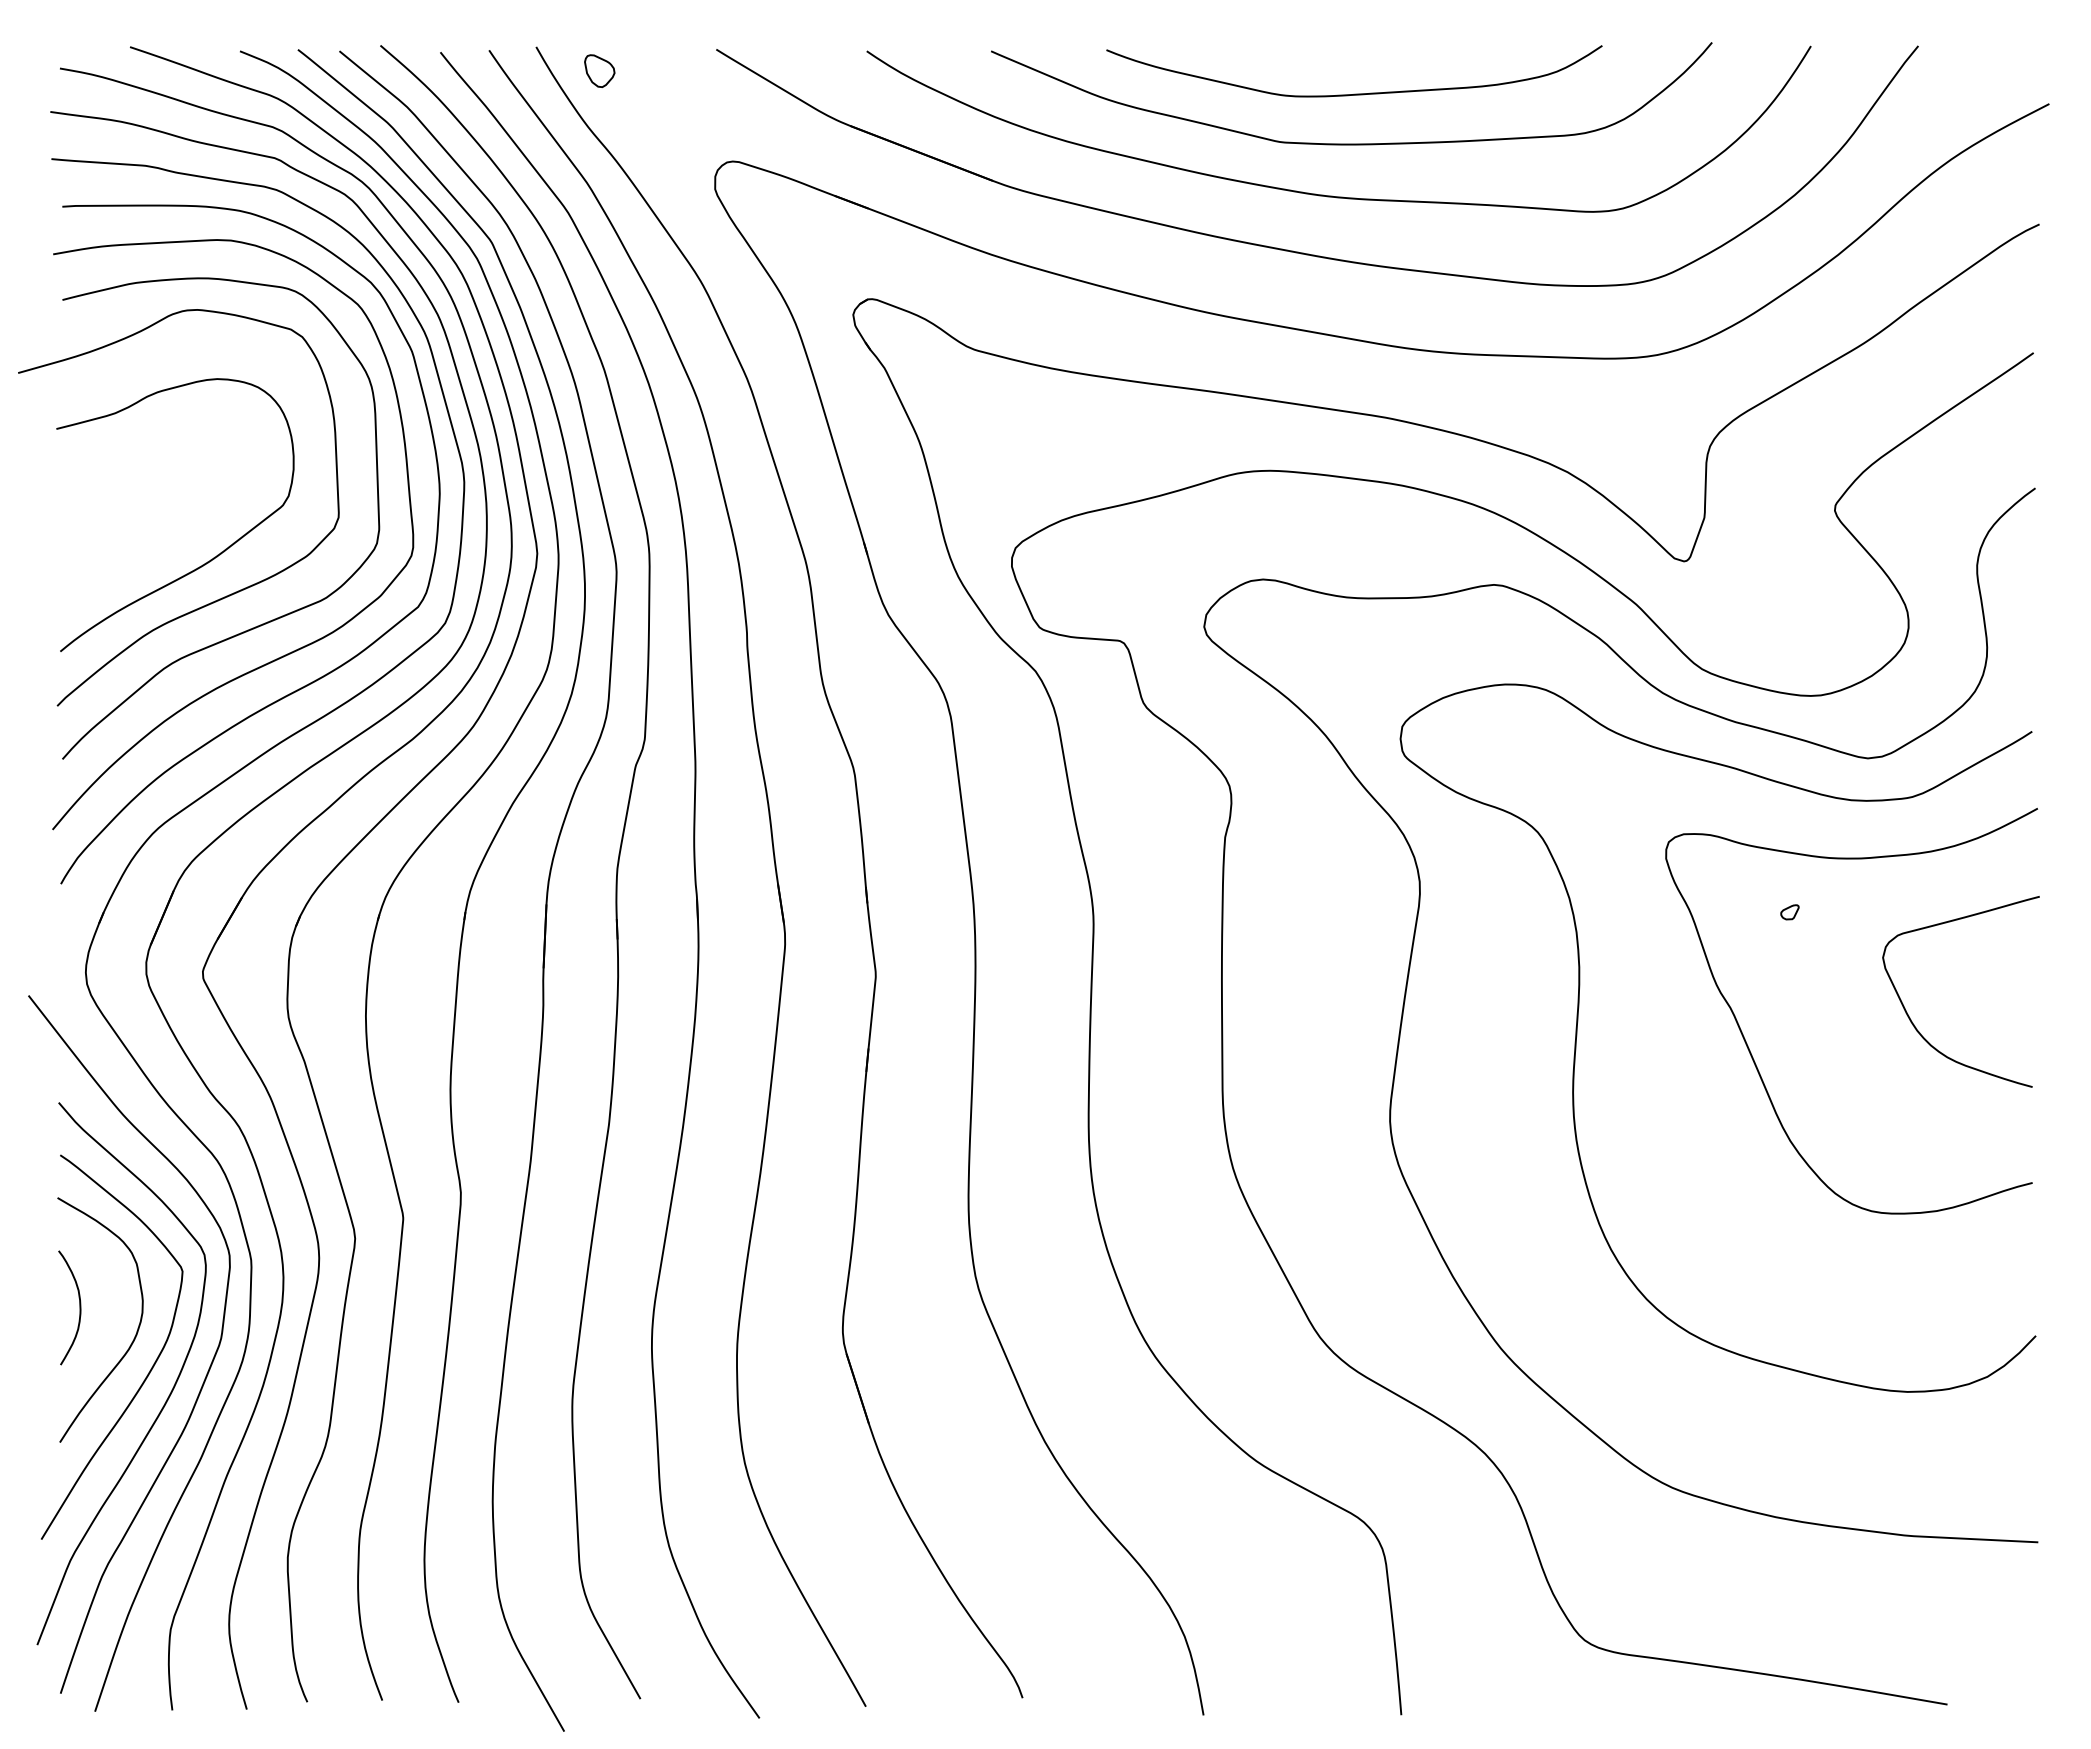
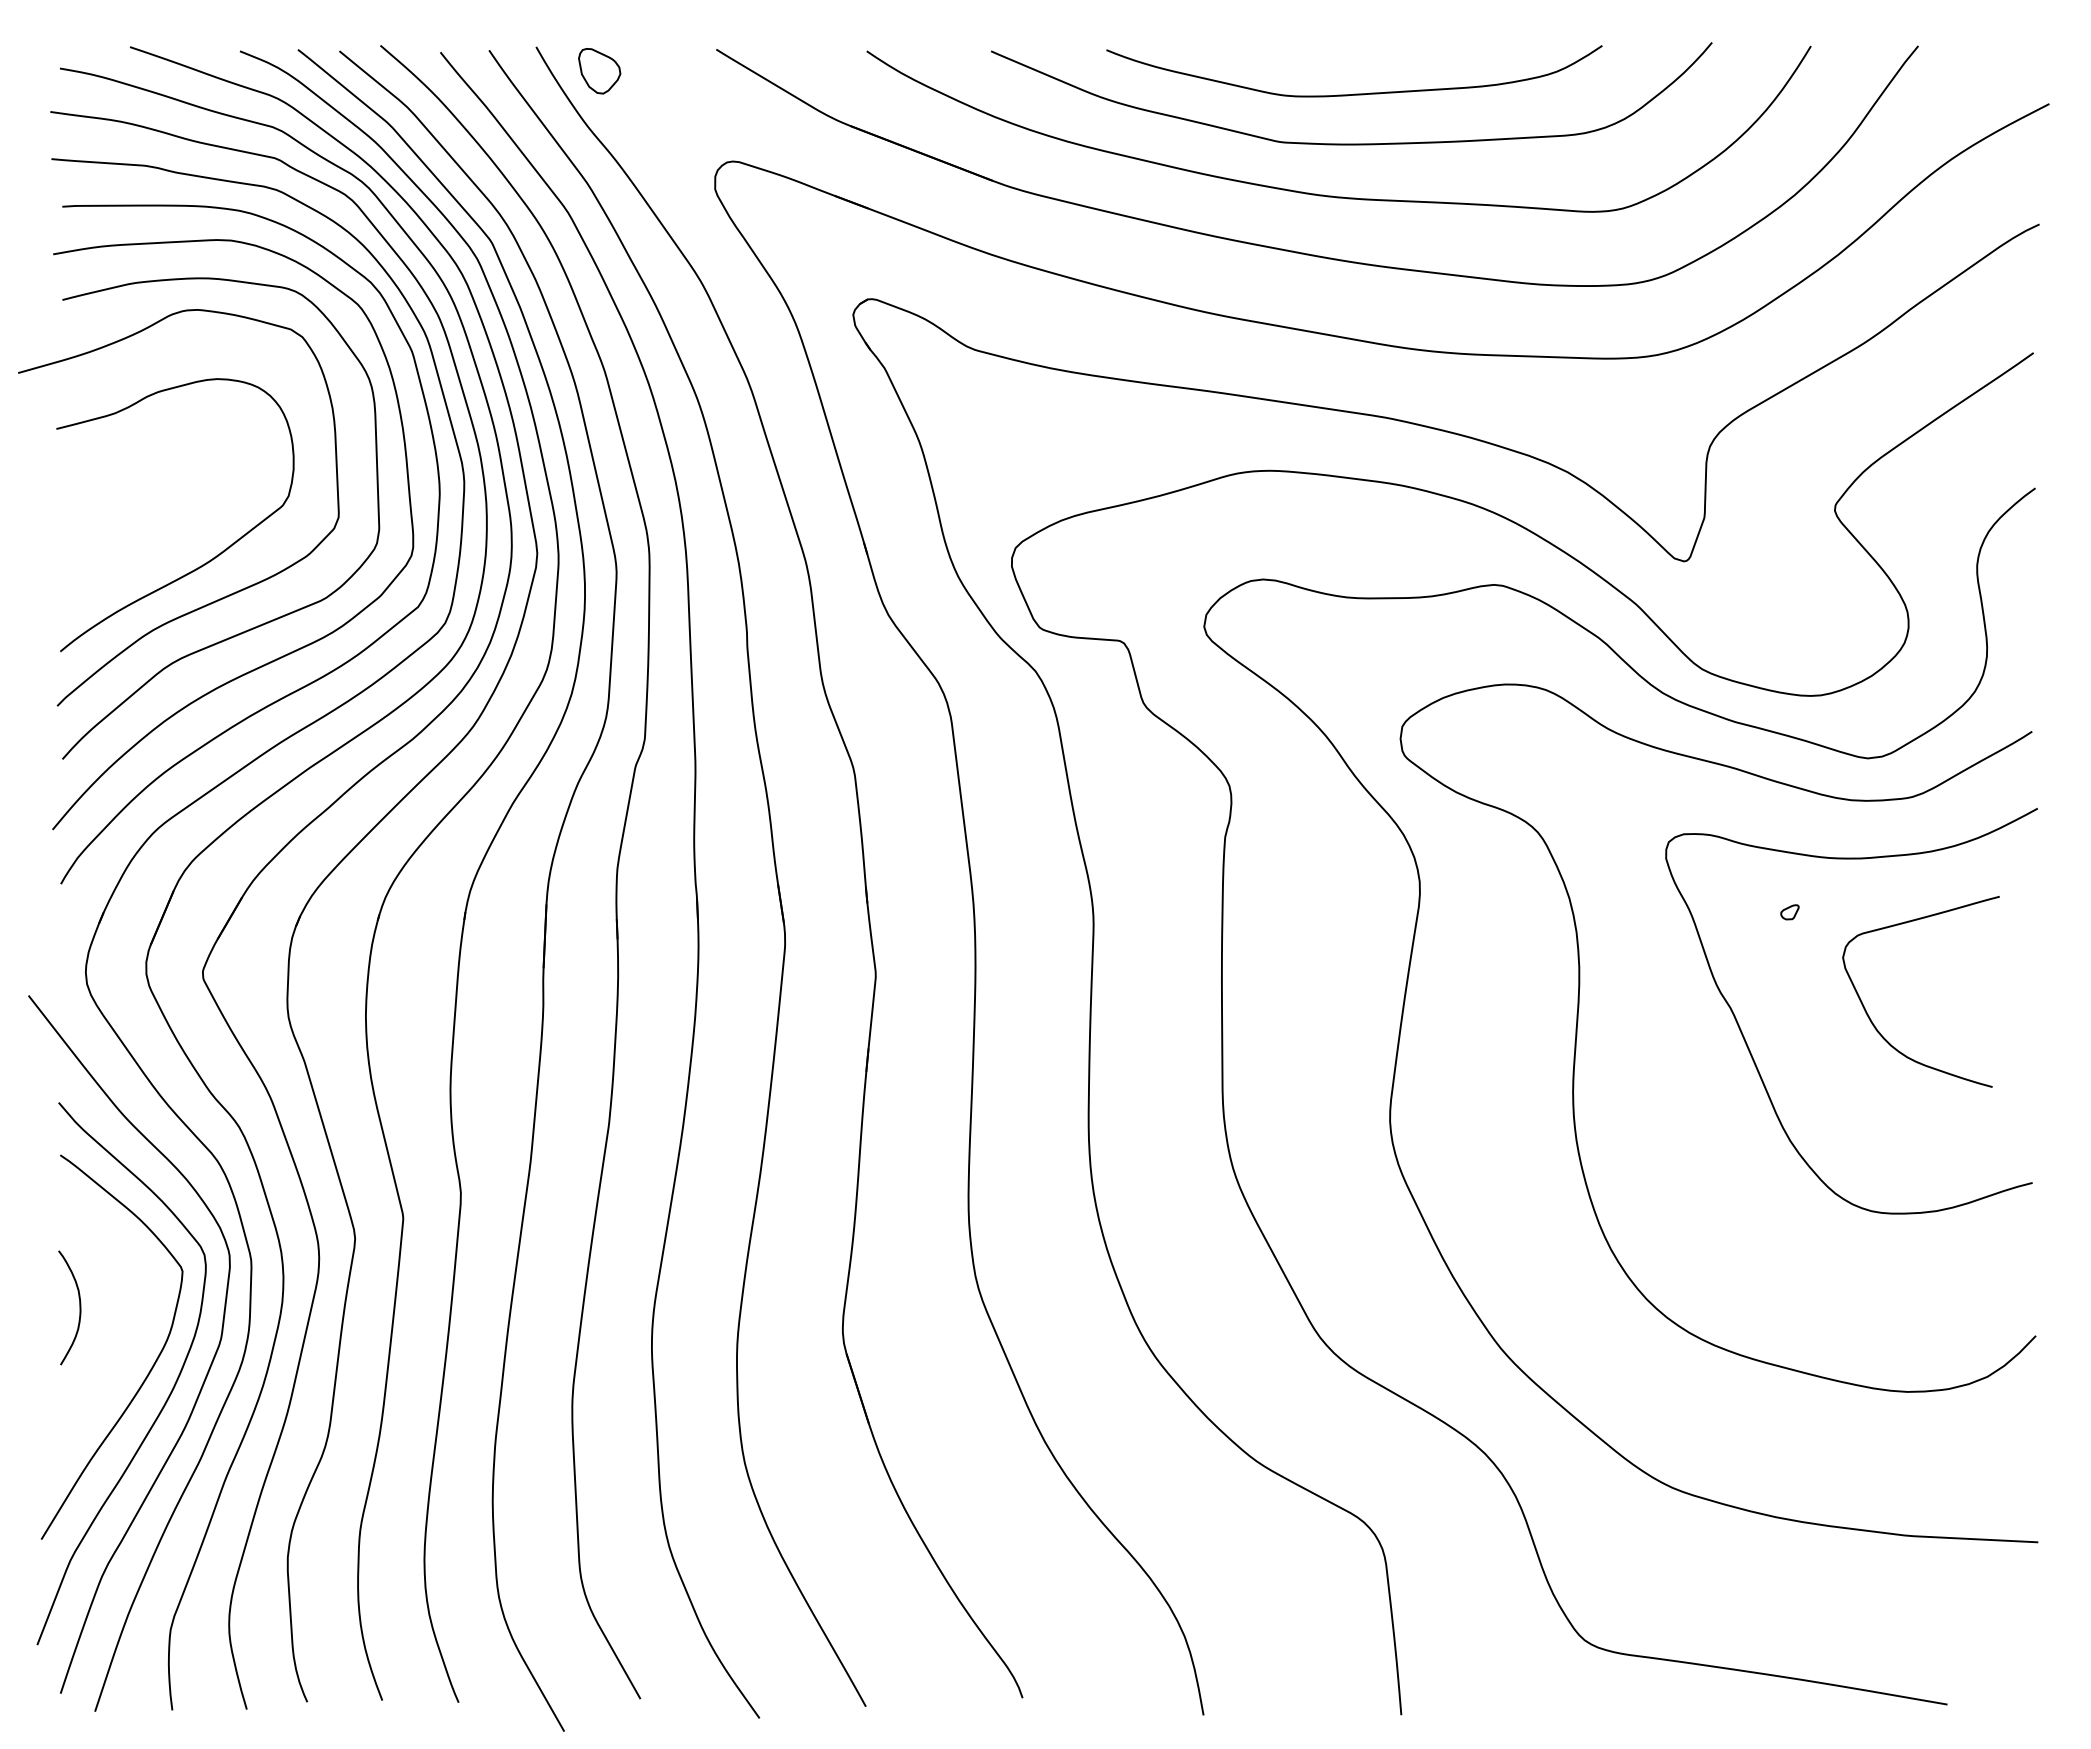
part size: 32x34 px -> 44x47 px (599, 71)
curve position: (1910, 1017) -> (1870, 1017) (1870, 1017)
curve: present -> none (136, 1331)
